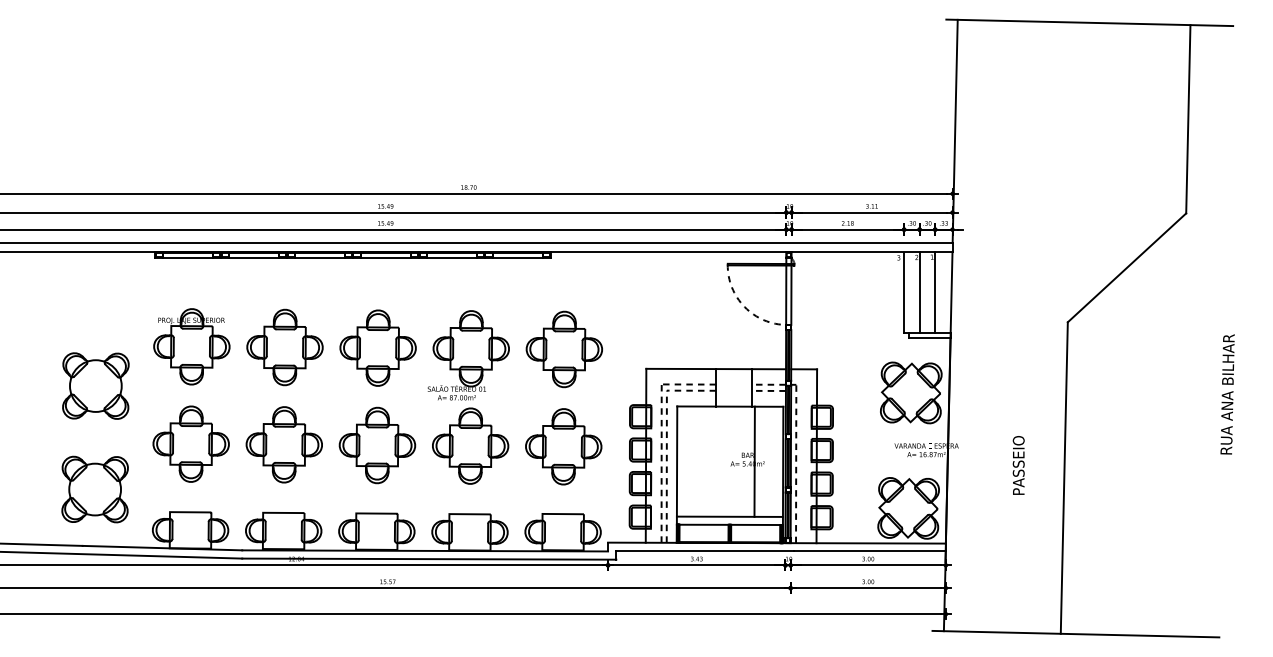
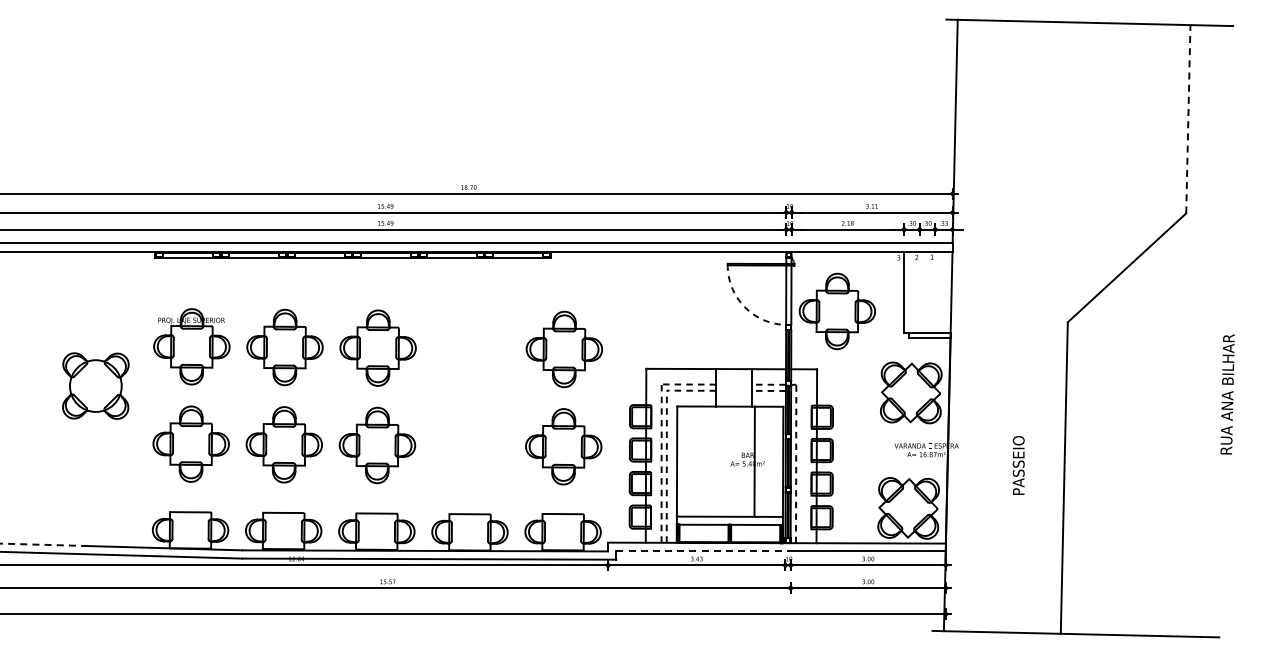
line: solid -> dashed (1188, 118)
line: present -> none (919, 292)
line: present -> none (935, 292)
part: none -> present (836, 311)
part: present -> none (468, 397)
part: present -> none (94, 489)
line: solid -> dashed (41, 544)
line: solid -> dashed (705, 550)
